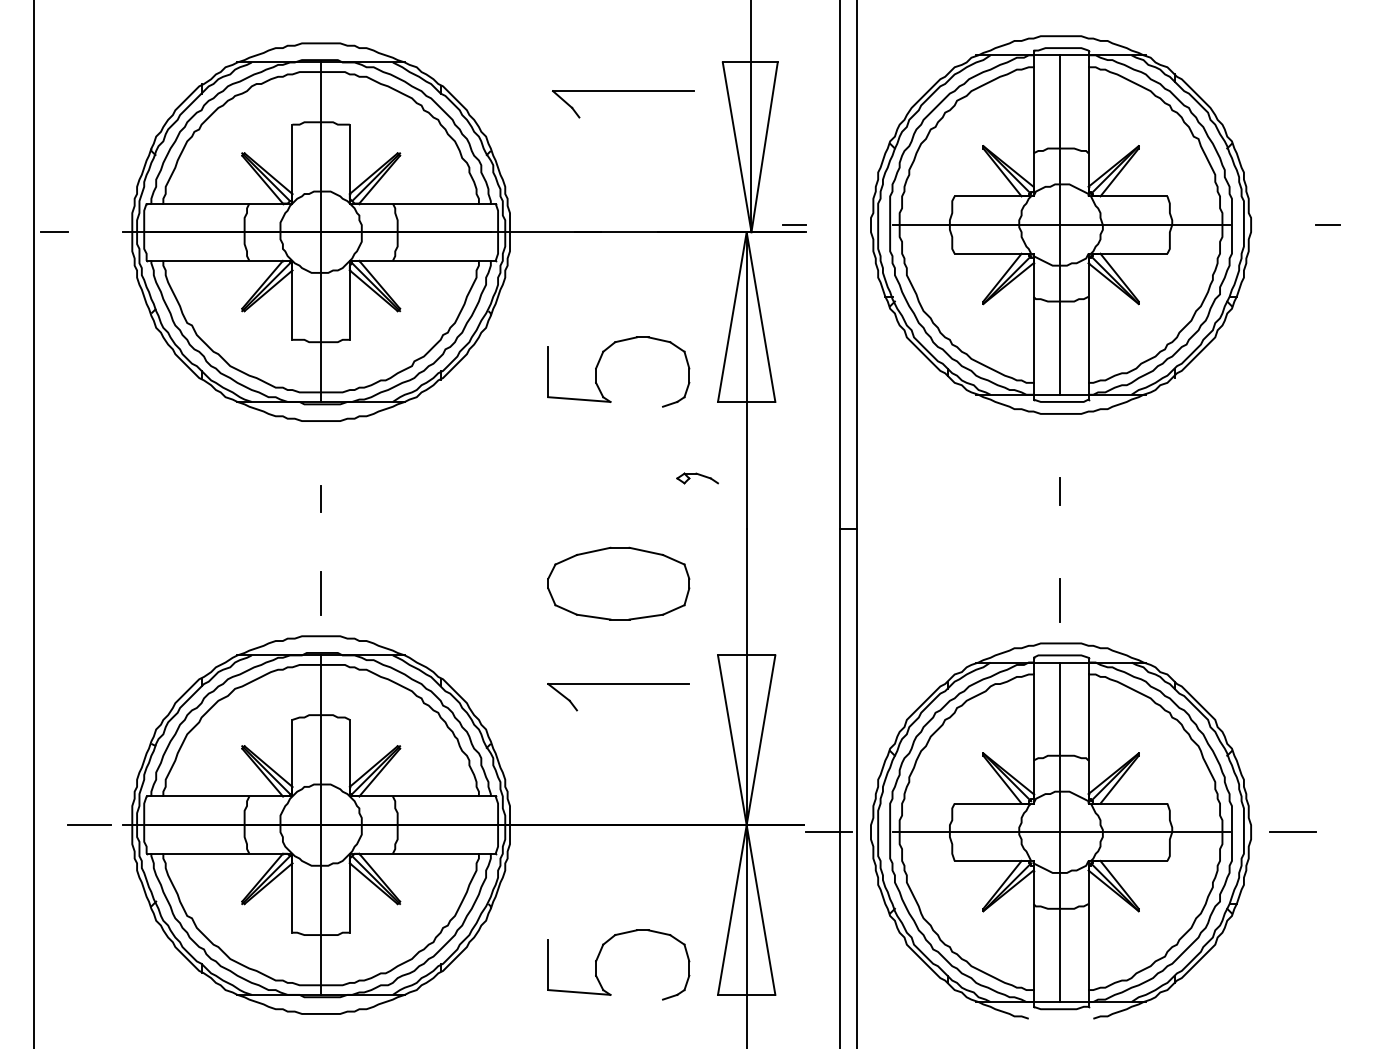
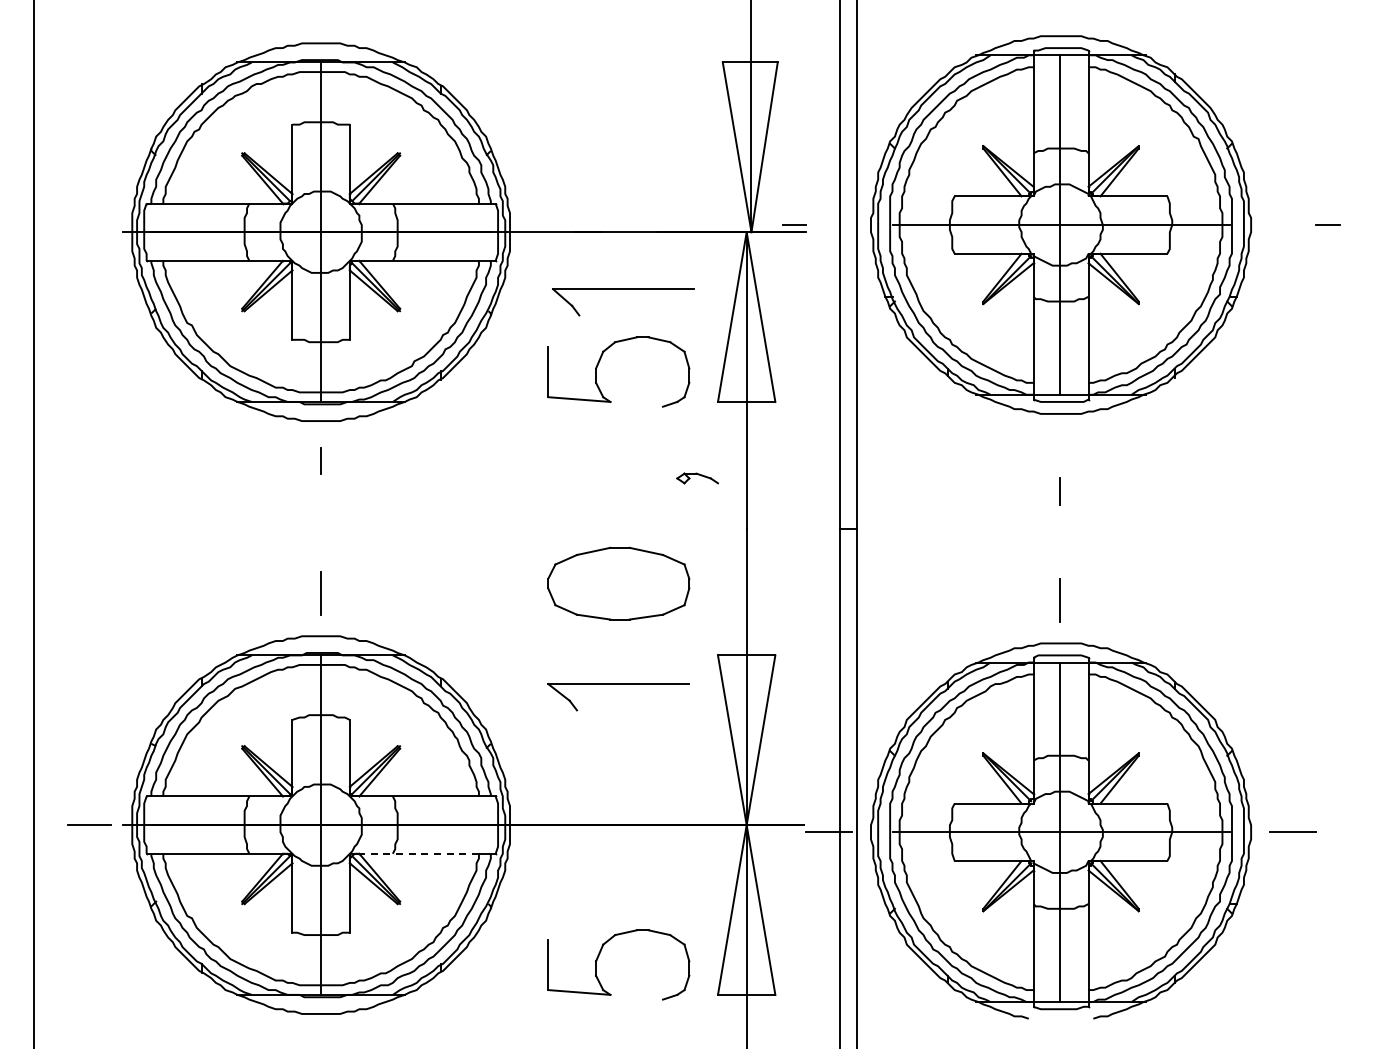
part position: (623, 91) -> (623, 289) (623, 289)
line: present -> none (54, 232)
line position: (320, 498) -> (320, 460) (320, 460)
line: solid -> dashed (419, 853)
